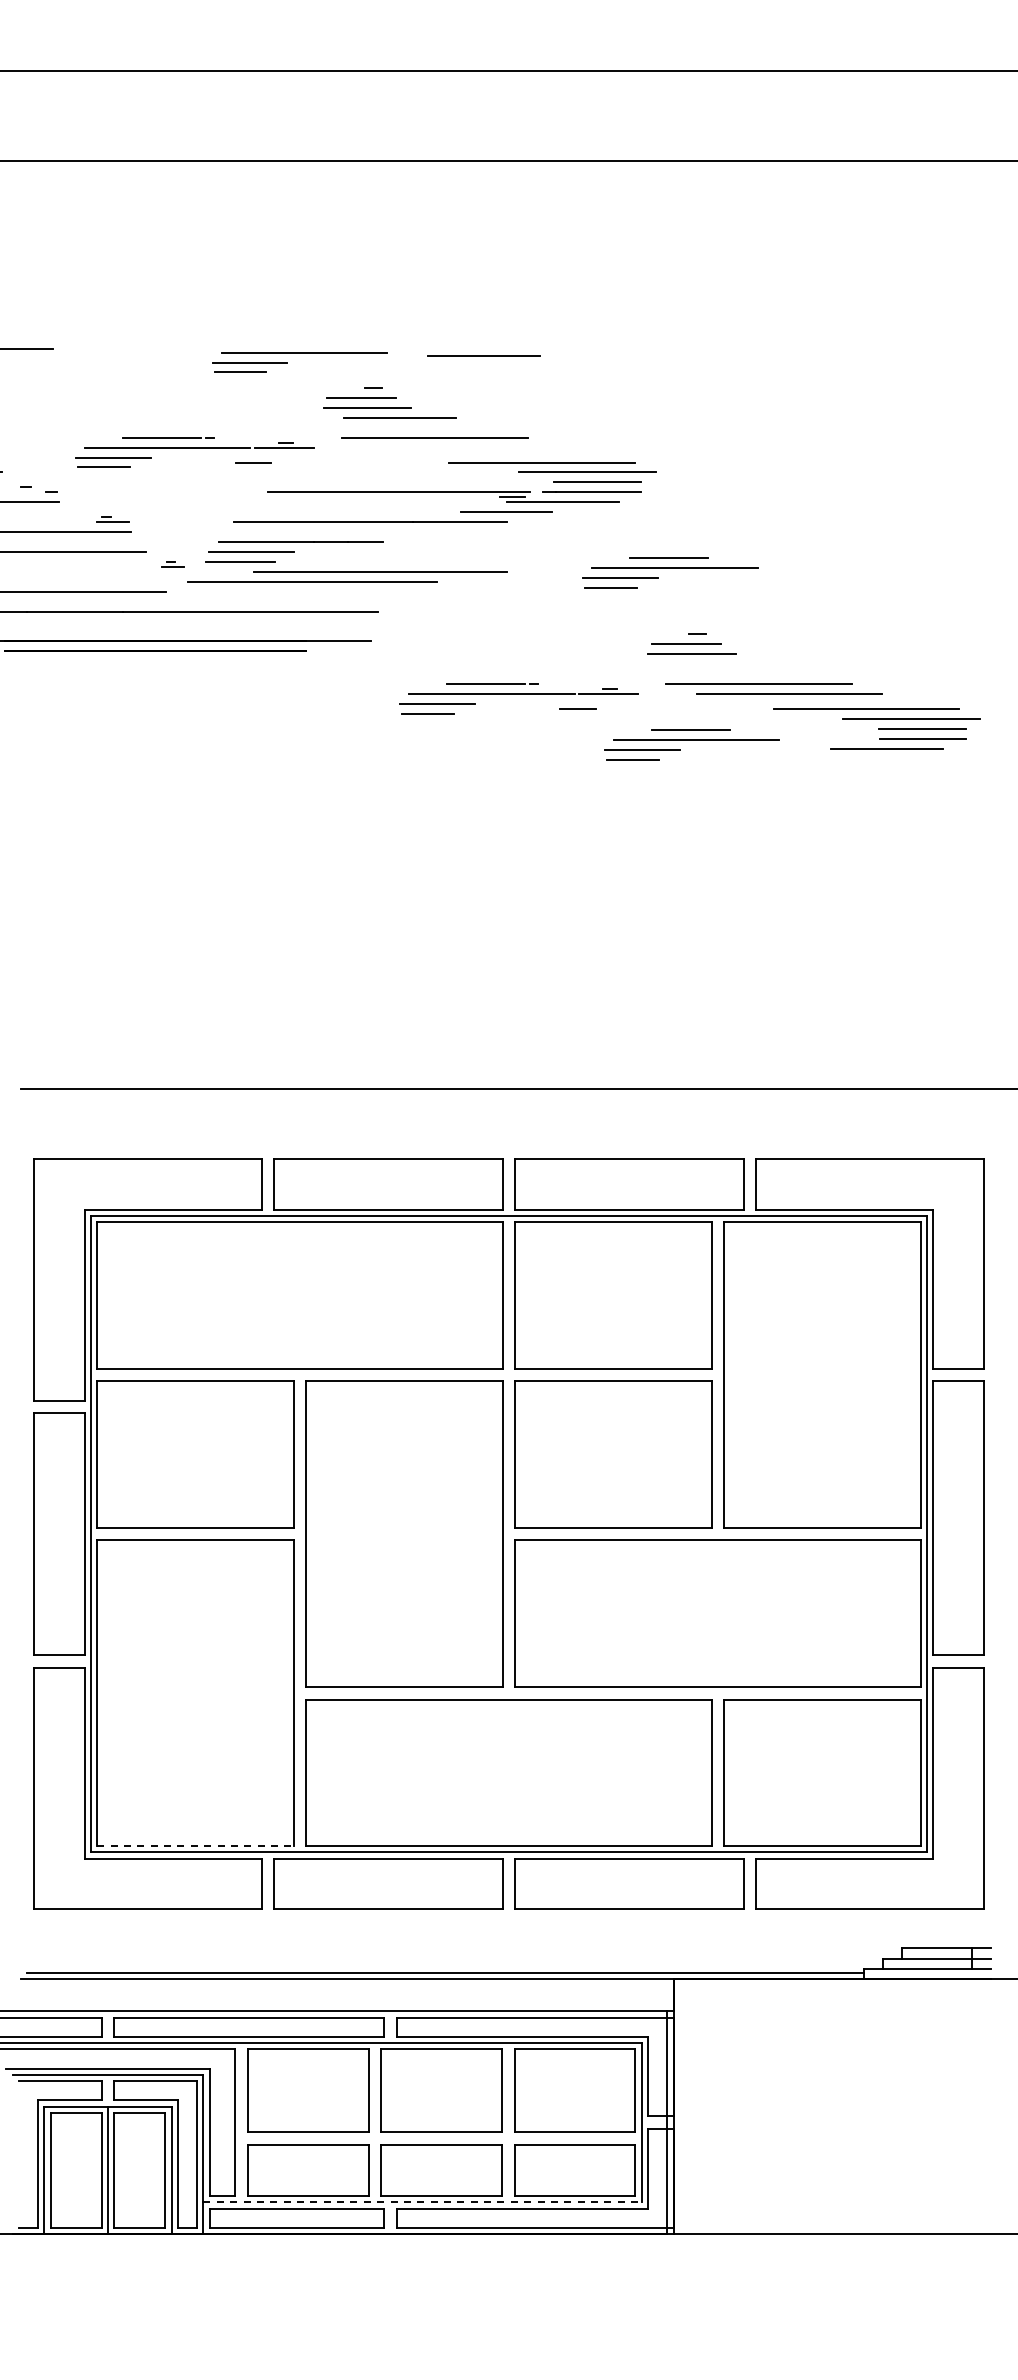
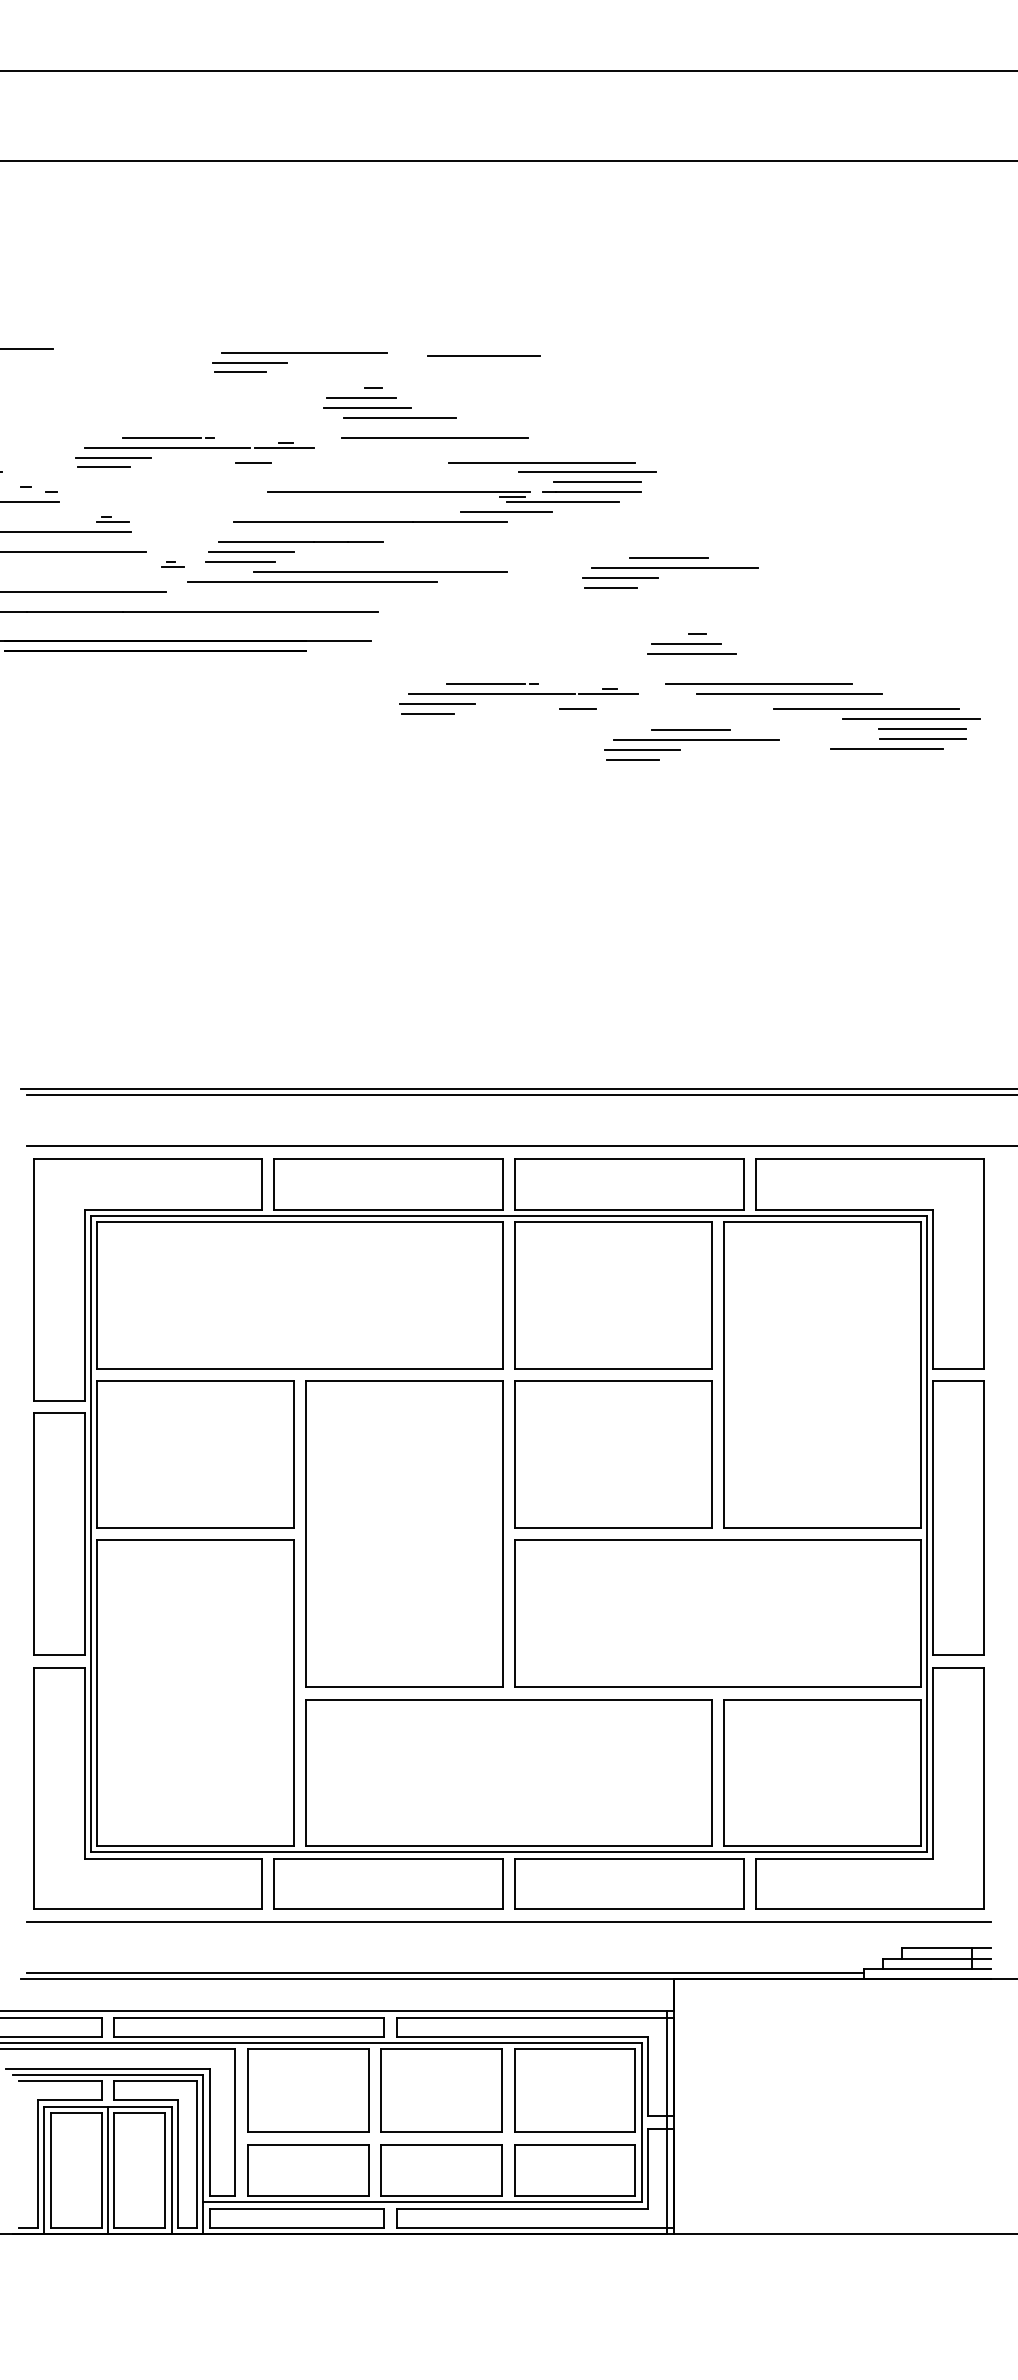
line: none -> present (520, 1095)
line: none -> present (520, 1146)
line: dashed -> solid (195, 1845)
line: none -> present (508, 1922)
line: dashed -> solid (423, 2202)
